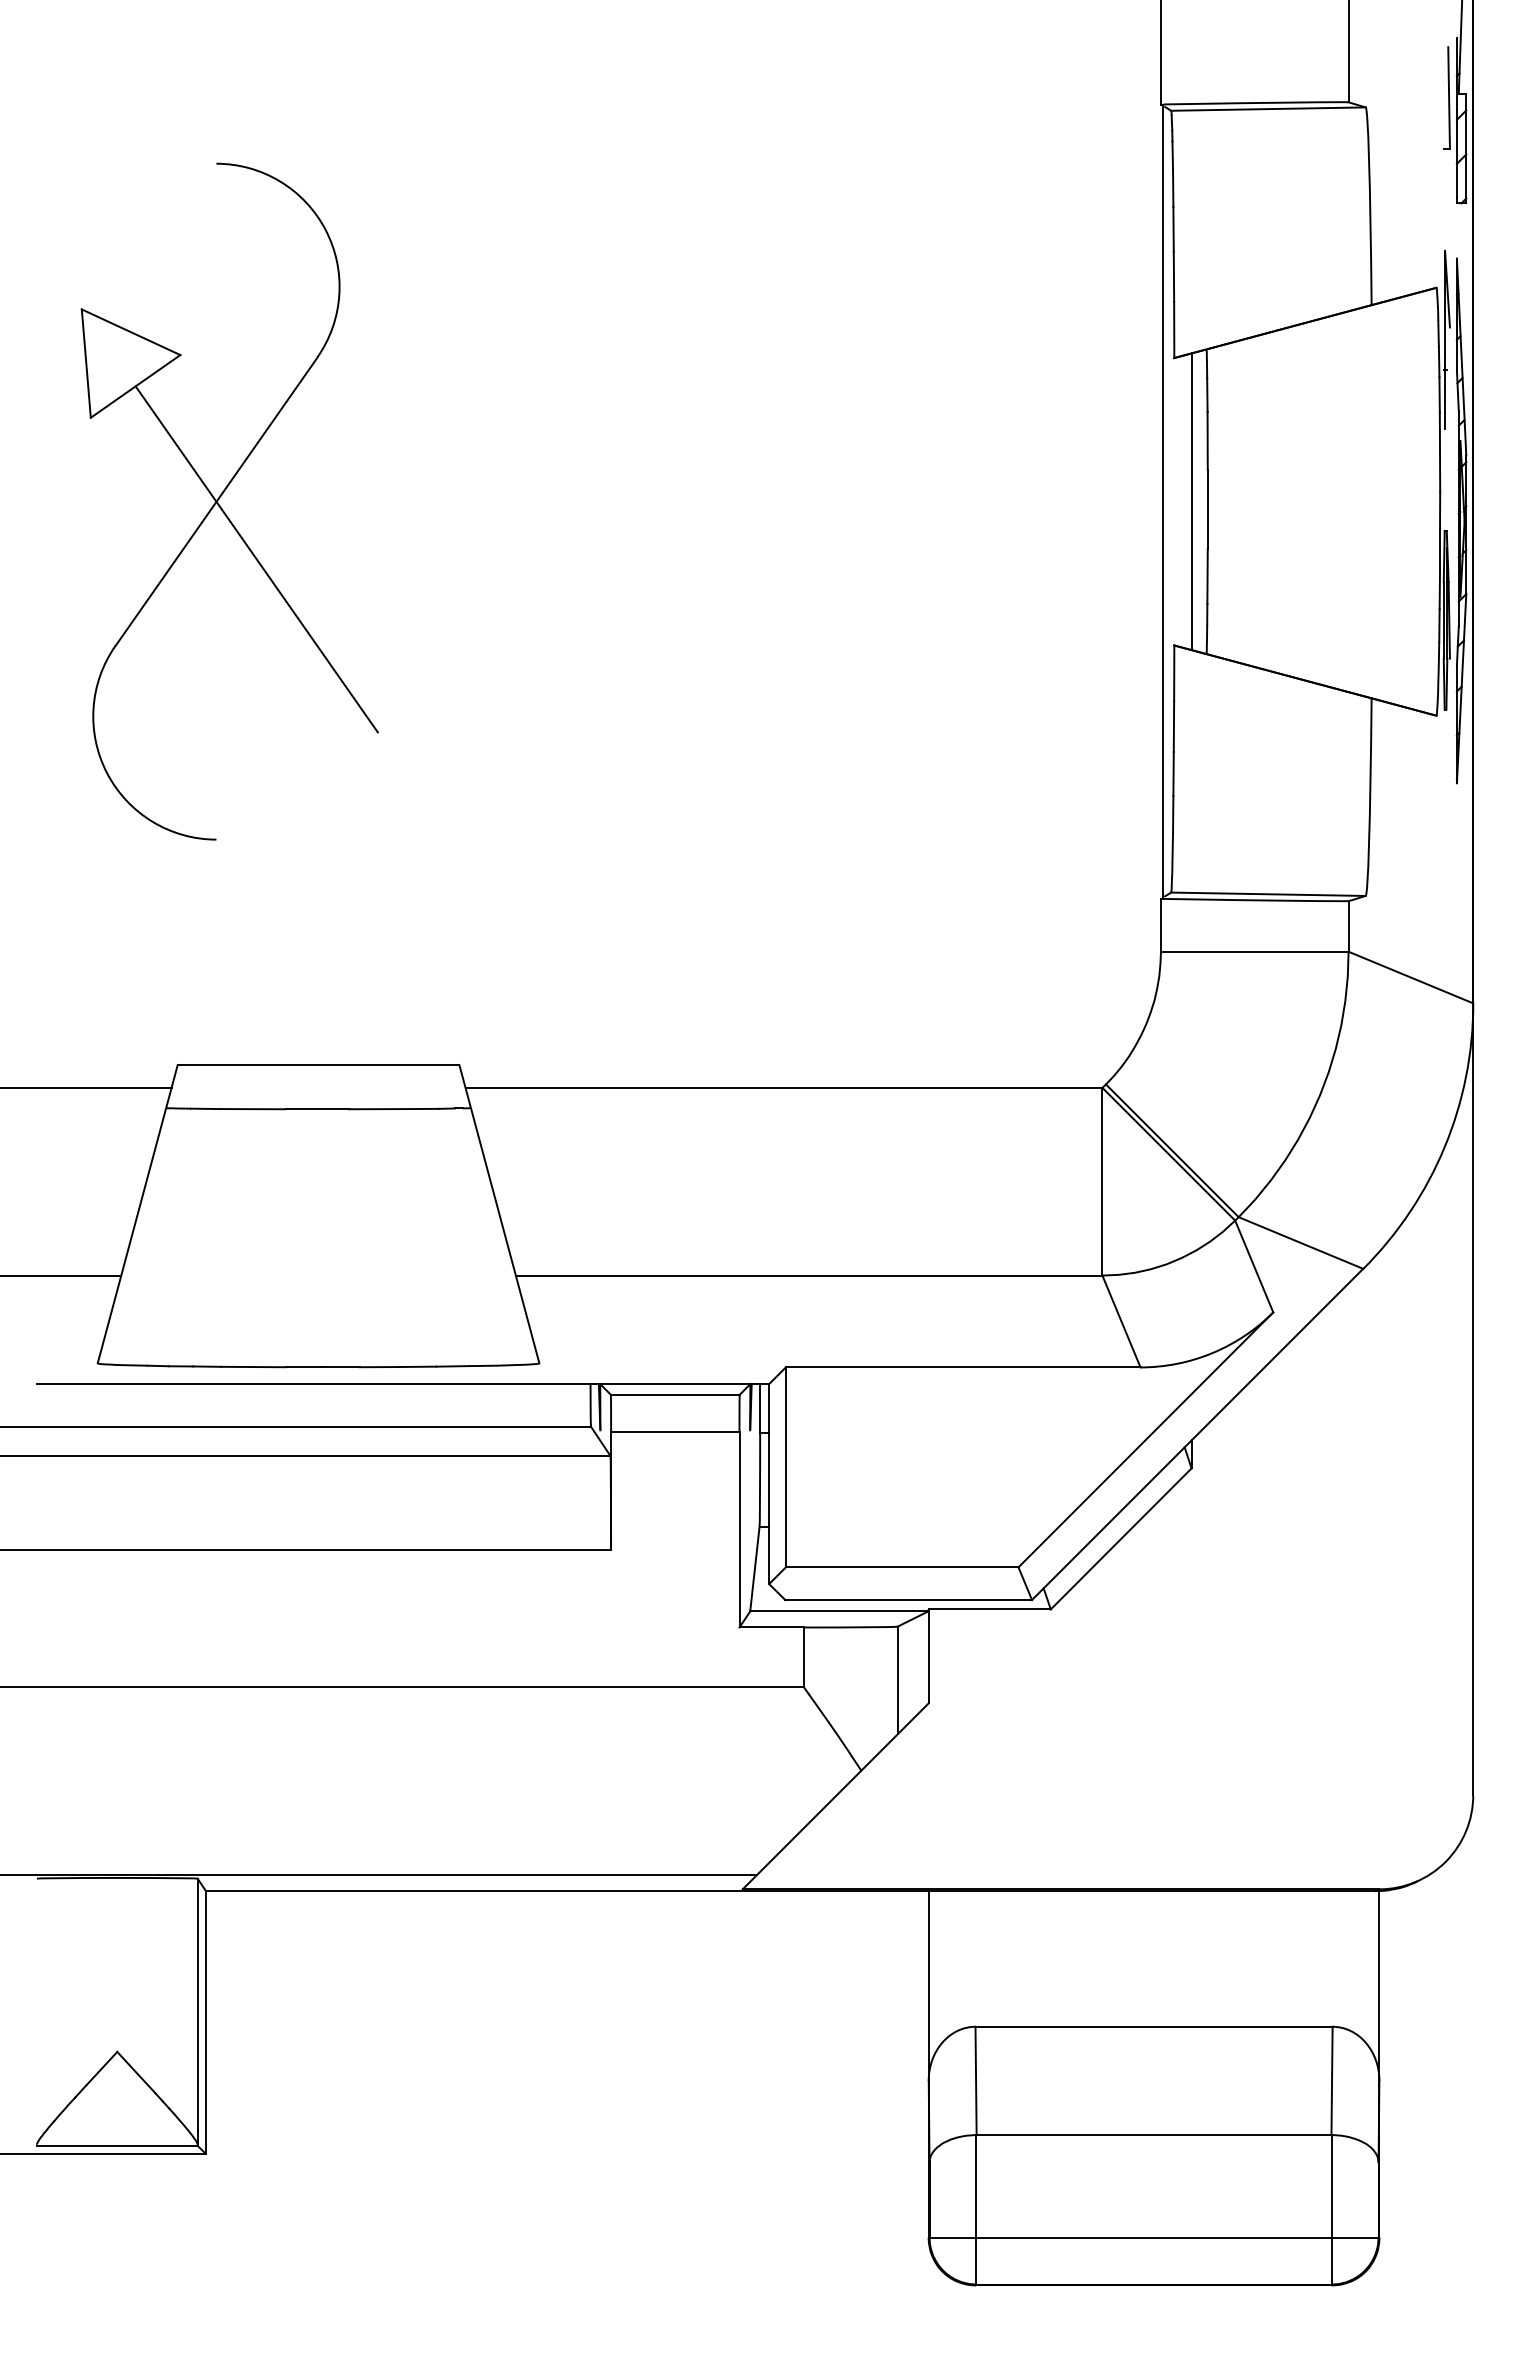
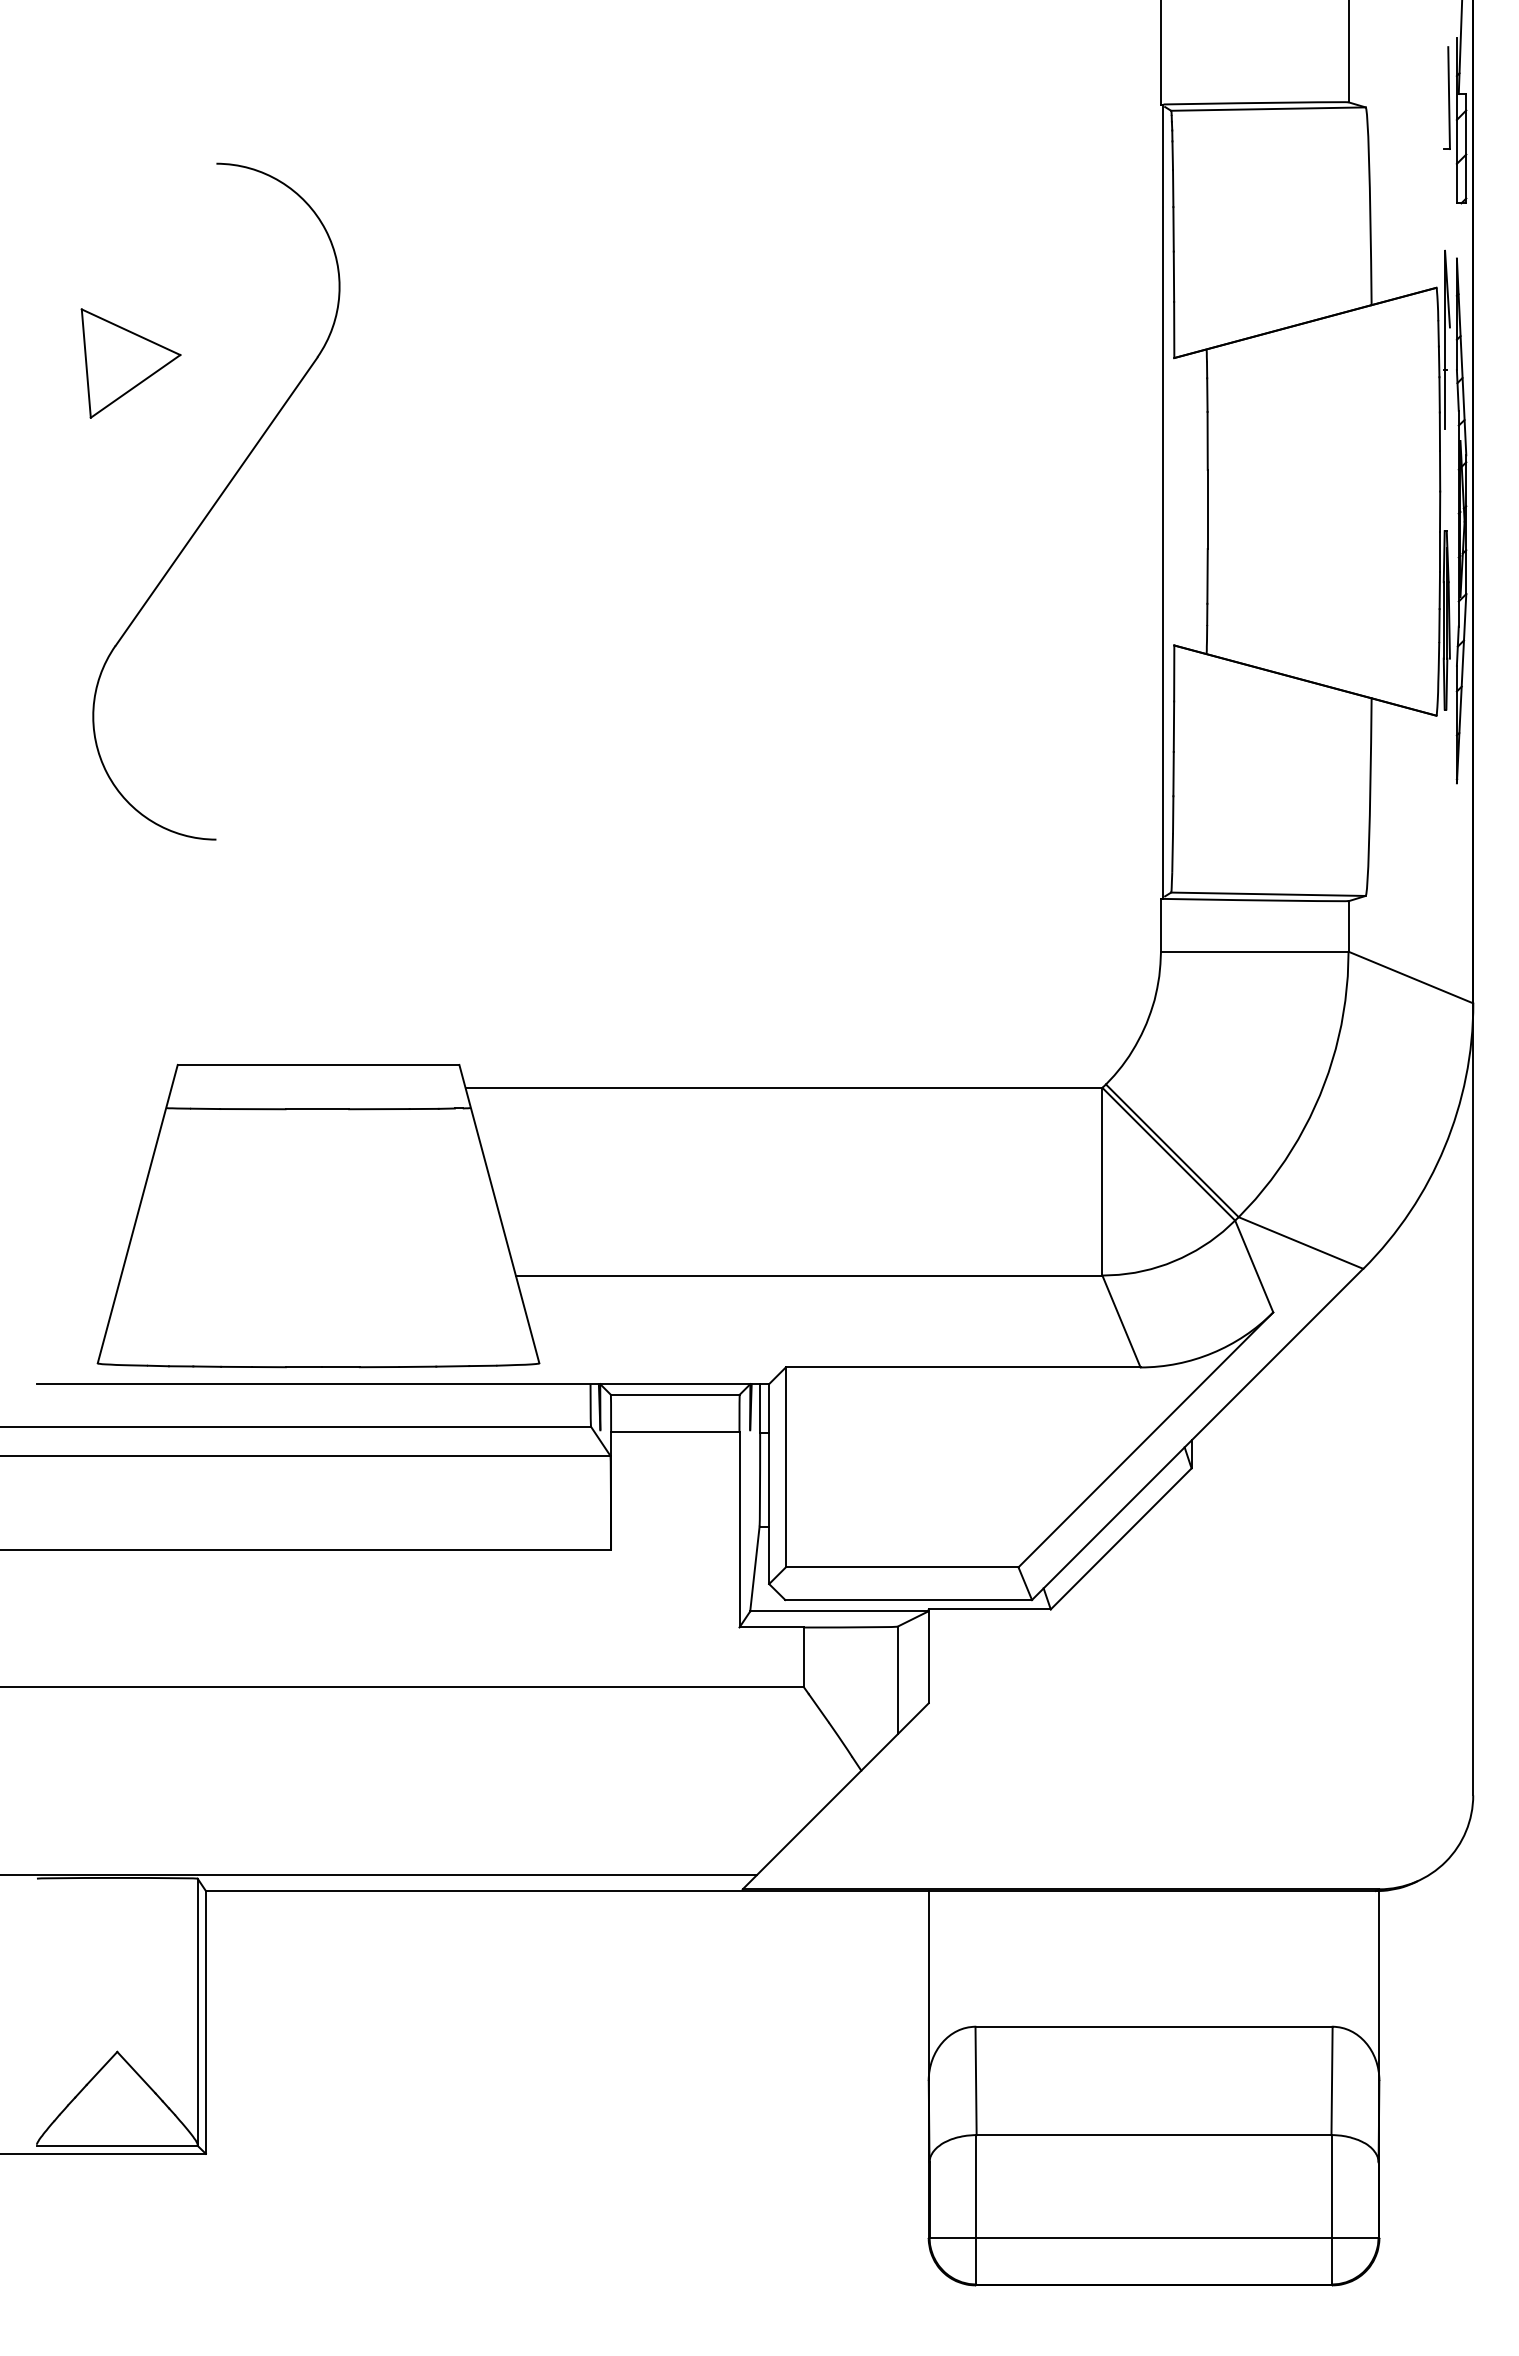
line: present -> none (1191, 501)
line: present -> none (256, 559)
line: present -> none (86, 1087)
line: present -> none (61, 1275)
